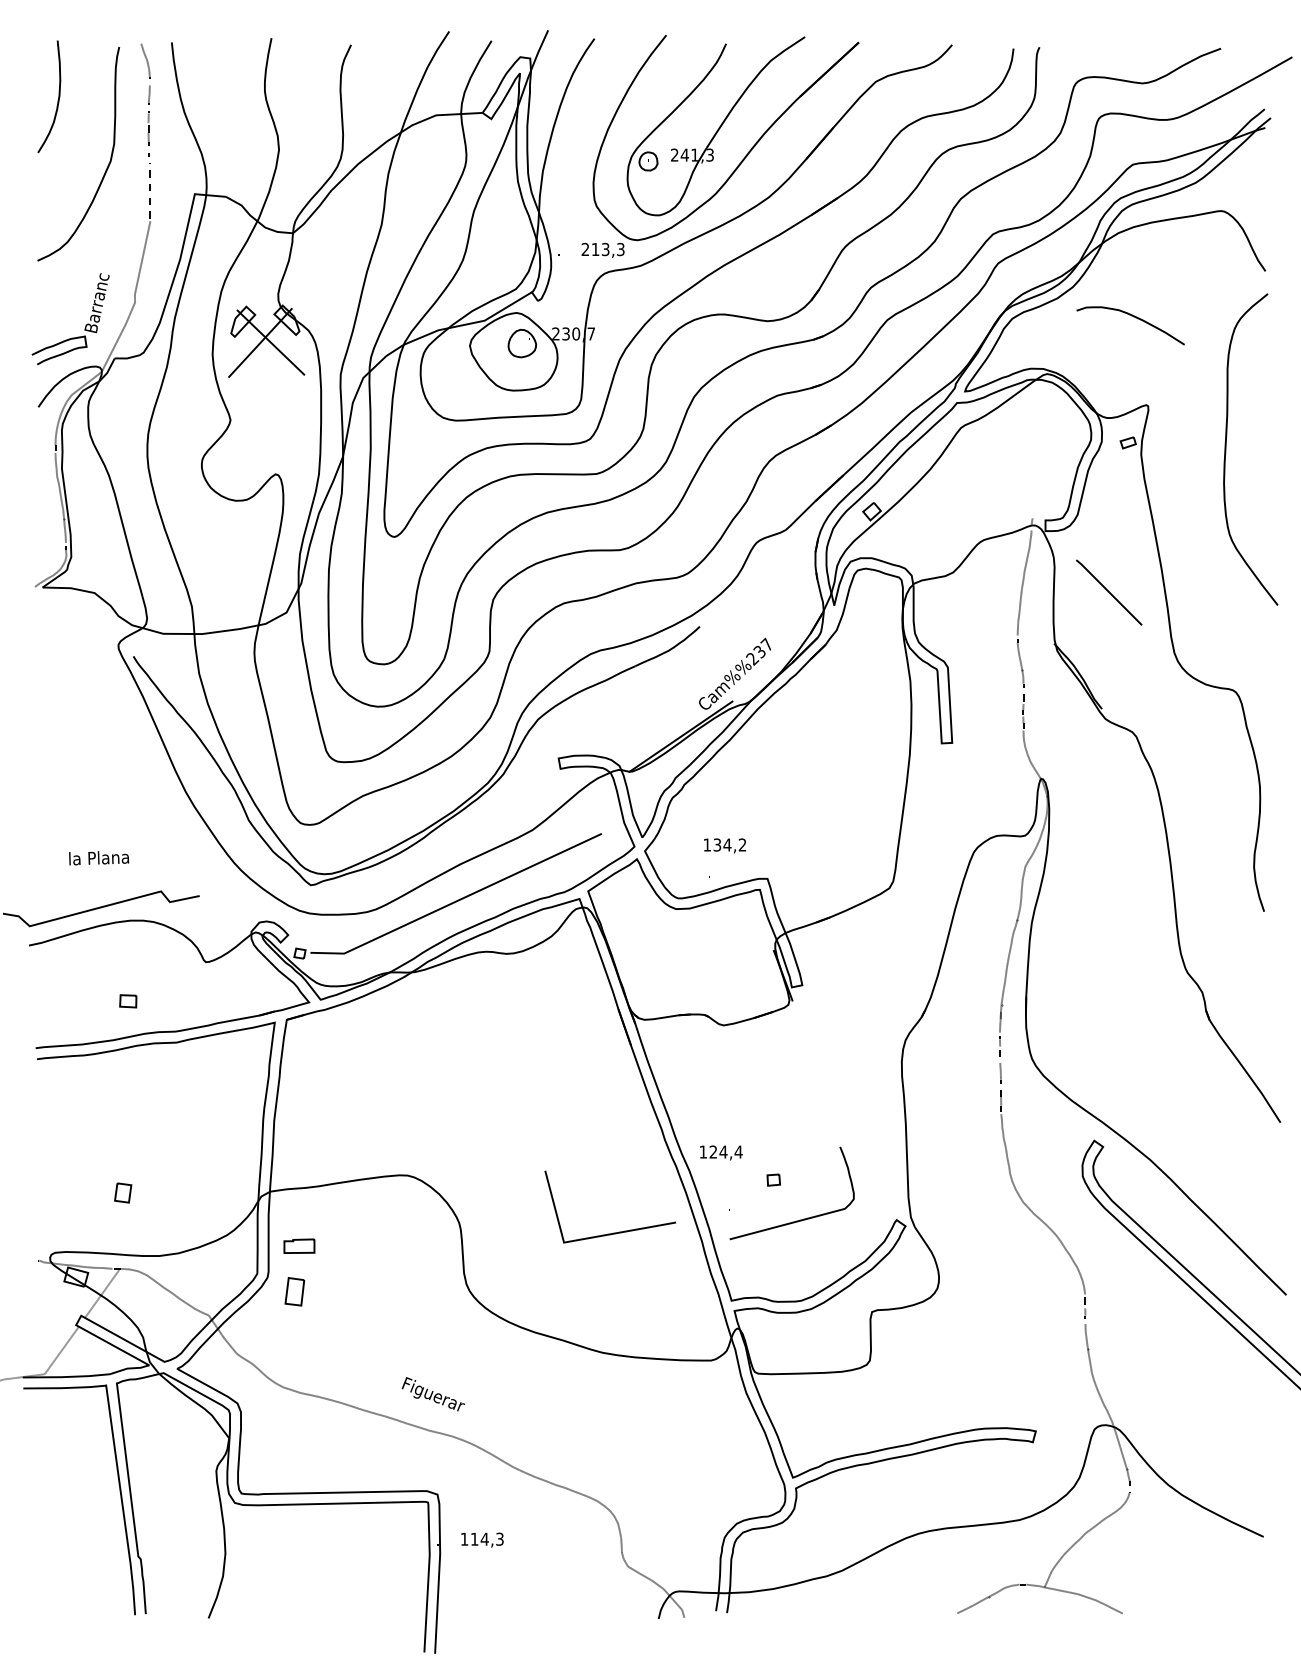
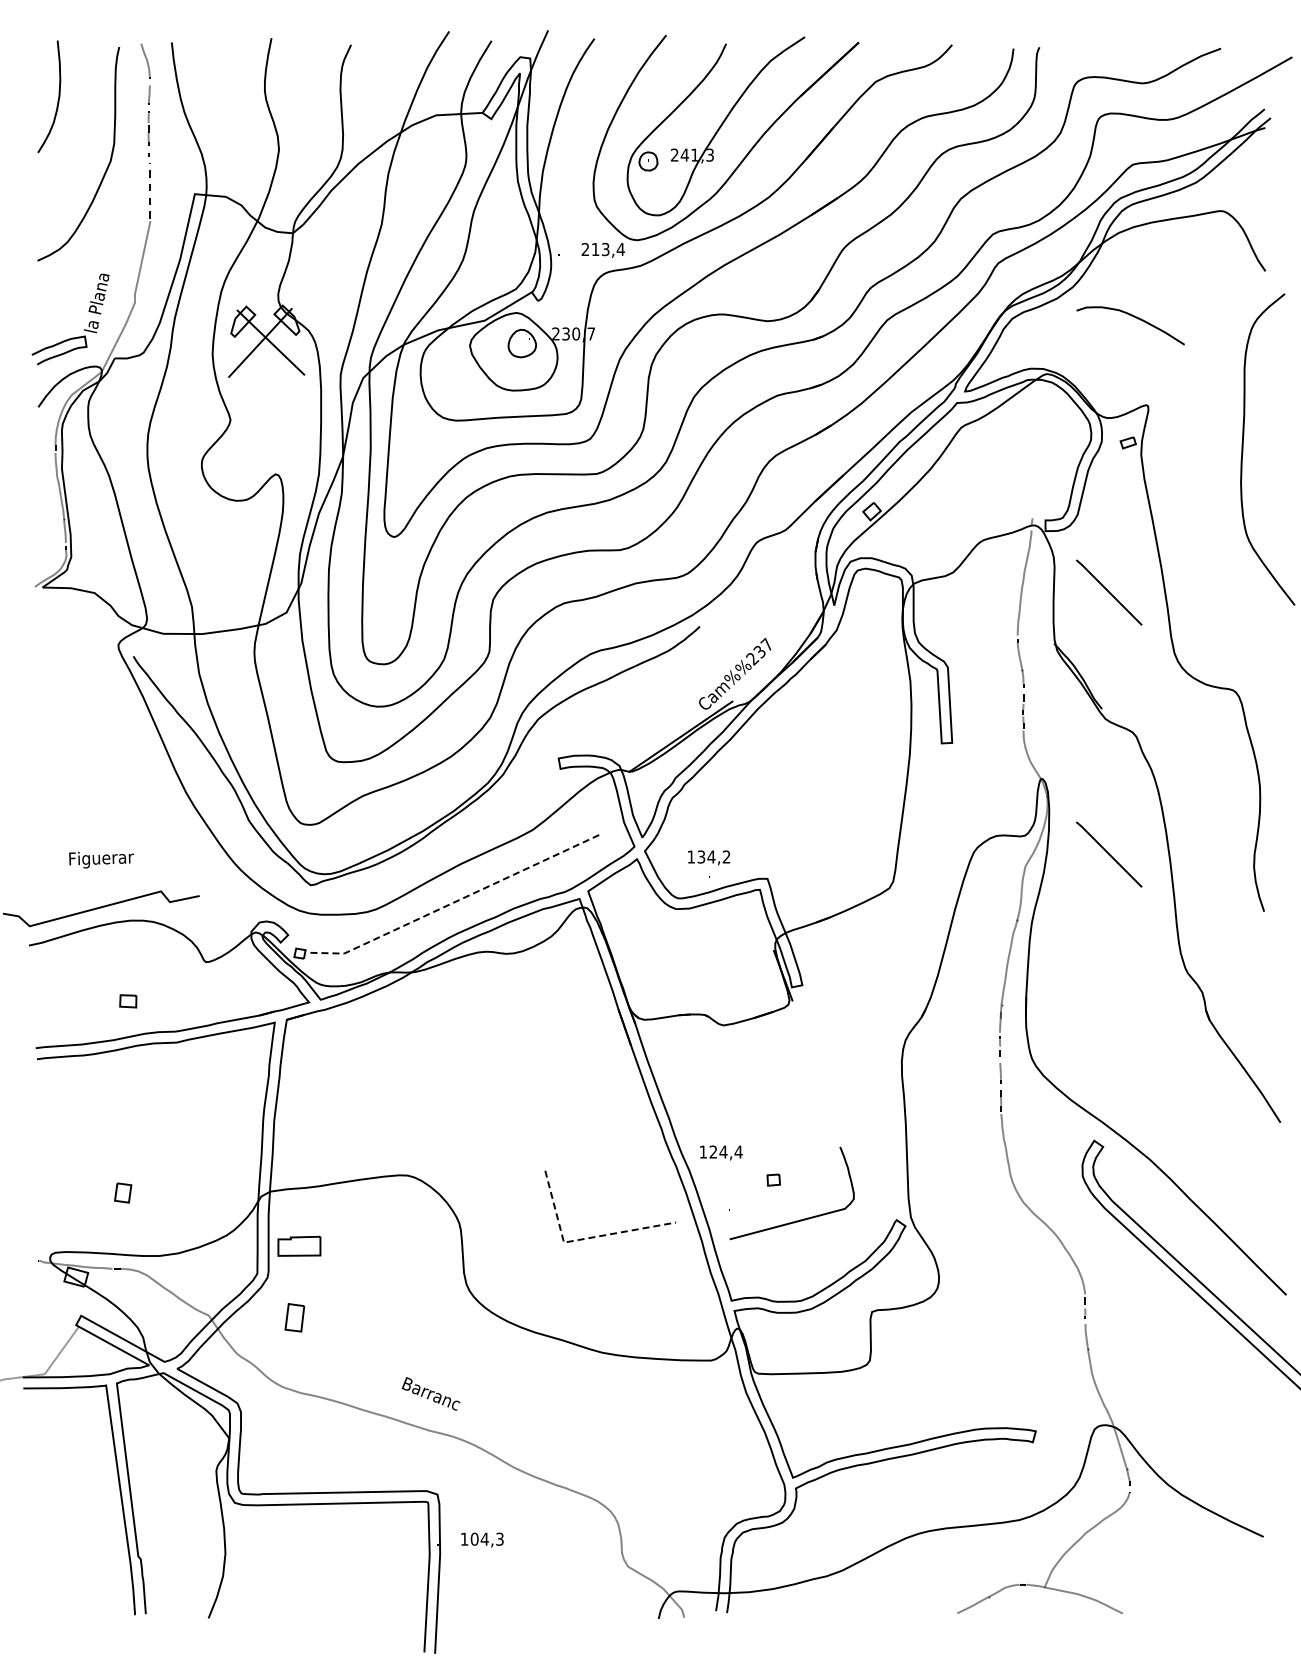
text: 213,3 -> 213,4 (620, 249)
text: Barranc -> la Plana (96, 302)
curve position: (1226, 449) -> (1243, 449) (1243, 449)
text position: (725, 845) -> (709, 857) (709, 857)
line: none -> present (1109, 854)
text: la Plana -> Figuerar (101, 859)
line: solid -> dashed (457, 901)
line: solid -> dashed (582, 1239)
part size: 33x16 px -> 45x22 px (299, 1245)
part position: (294, 1291) -> (294, 1317) (294, 1317)
line: present -> none (101, 1293)
text: Figuerar -> Barranc (433, 1395)
text: 114,3 -> 104,3 (474, 1538)
